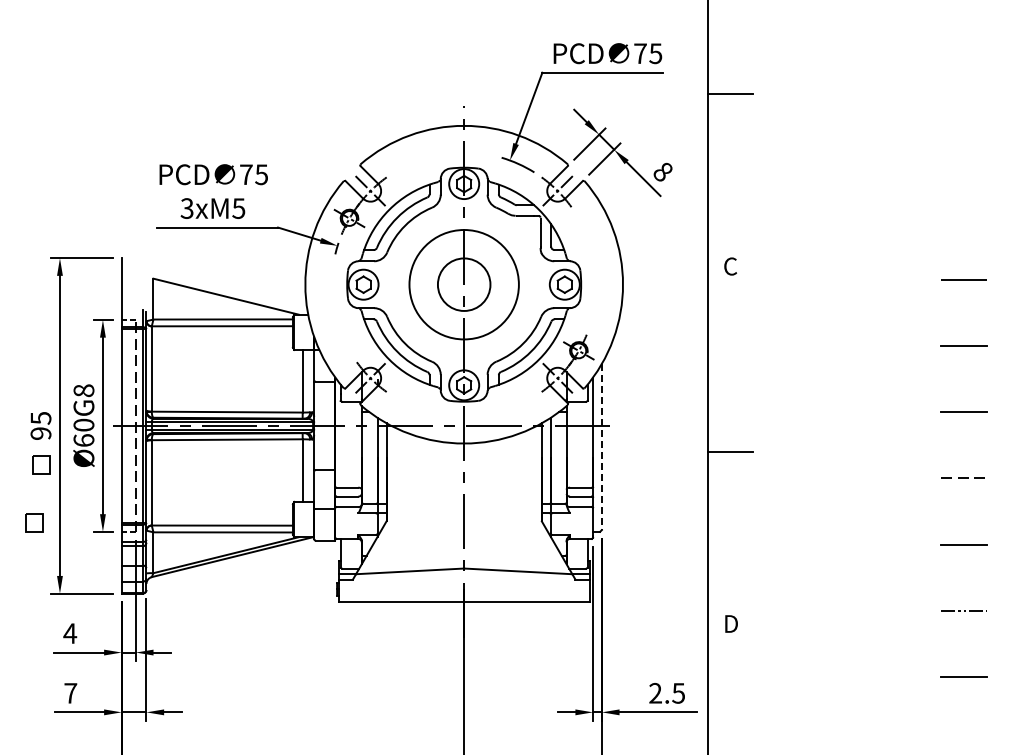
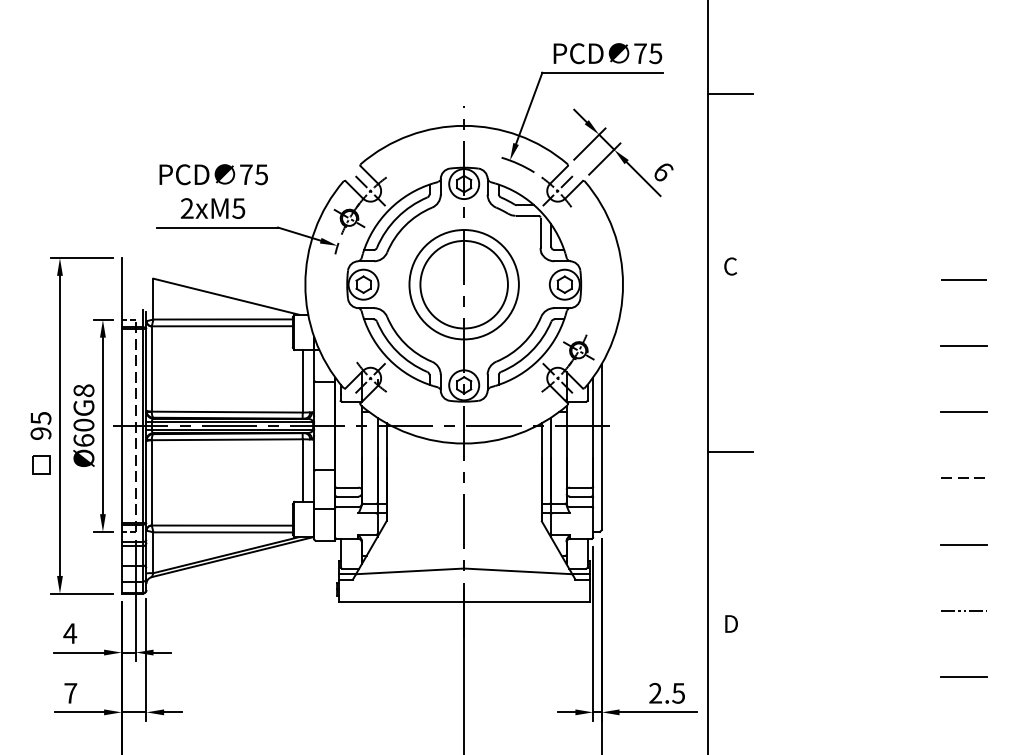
text: 8 -> 6 (663, 171)
text: 3xM5 -> 2xM5 (186, 208)
circle diameter: 53 px -> 88 px (463, 284)
line: dashed -> solid (601, 447)
part: present -> none (34, 522)
